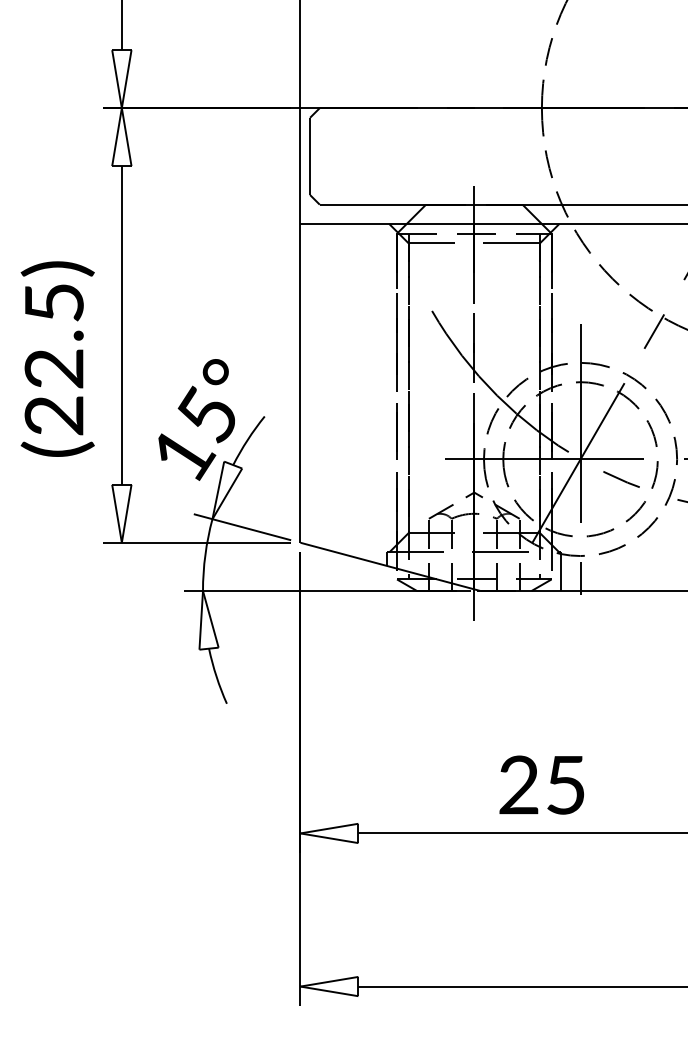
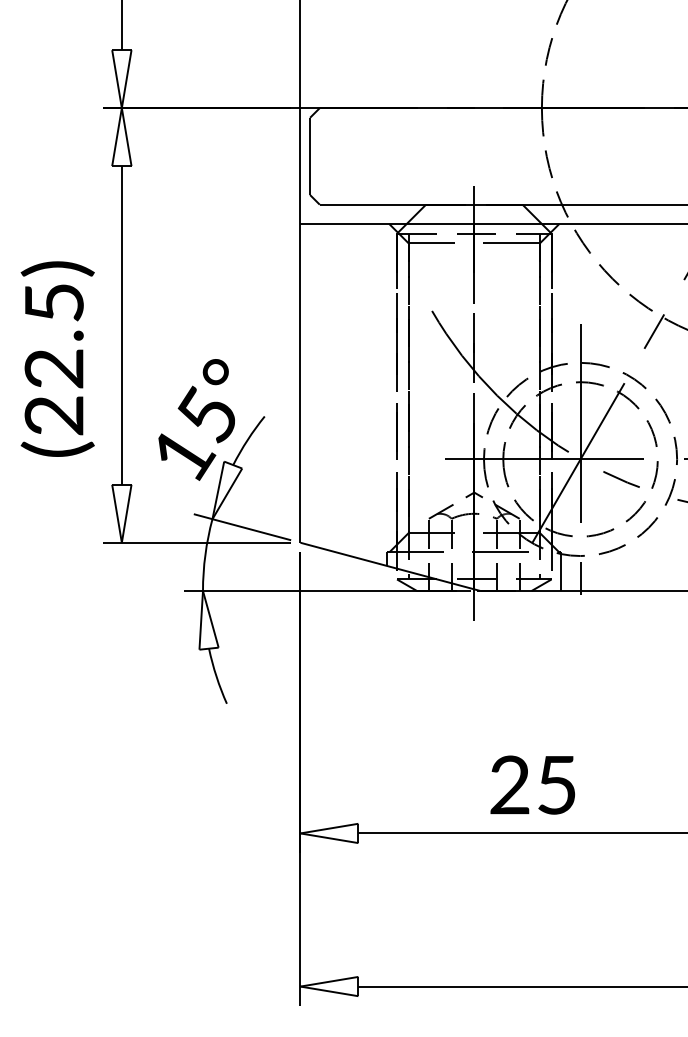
text position: (541, 784) -> (532, 784) (532, 784)
